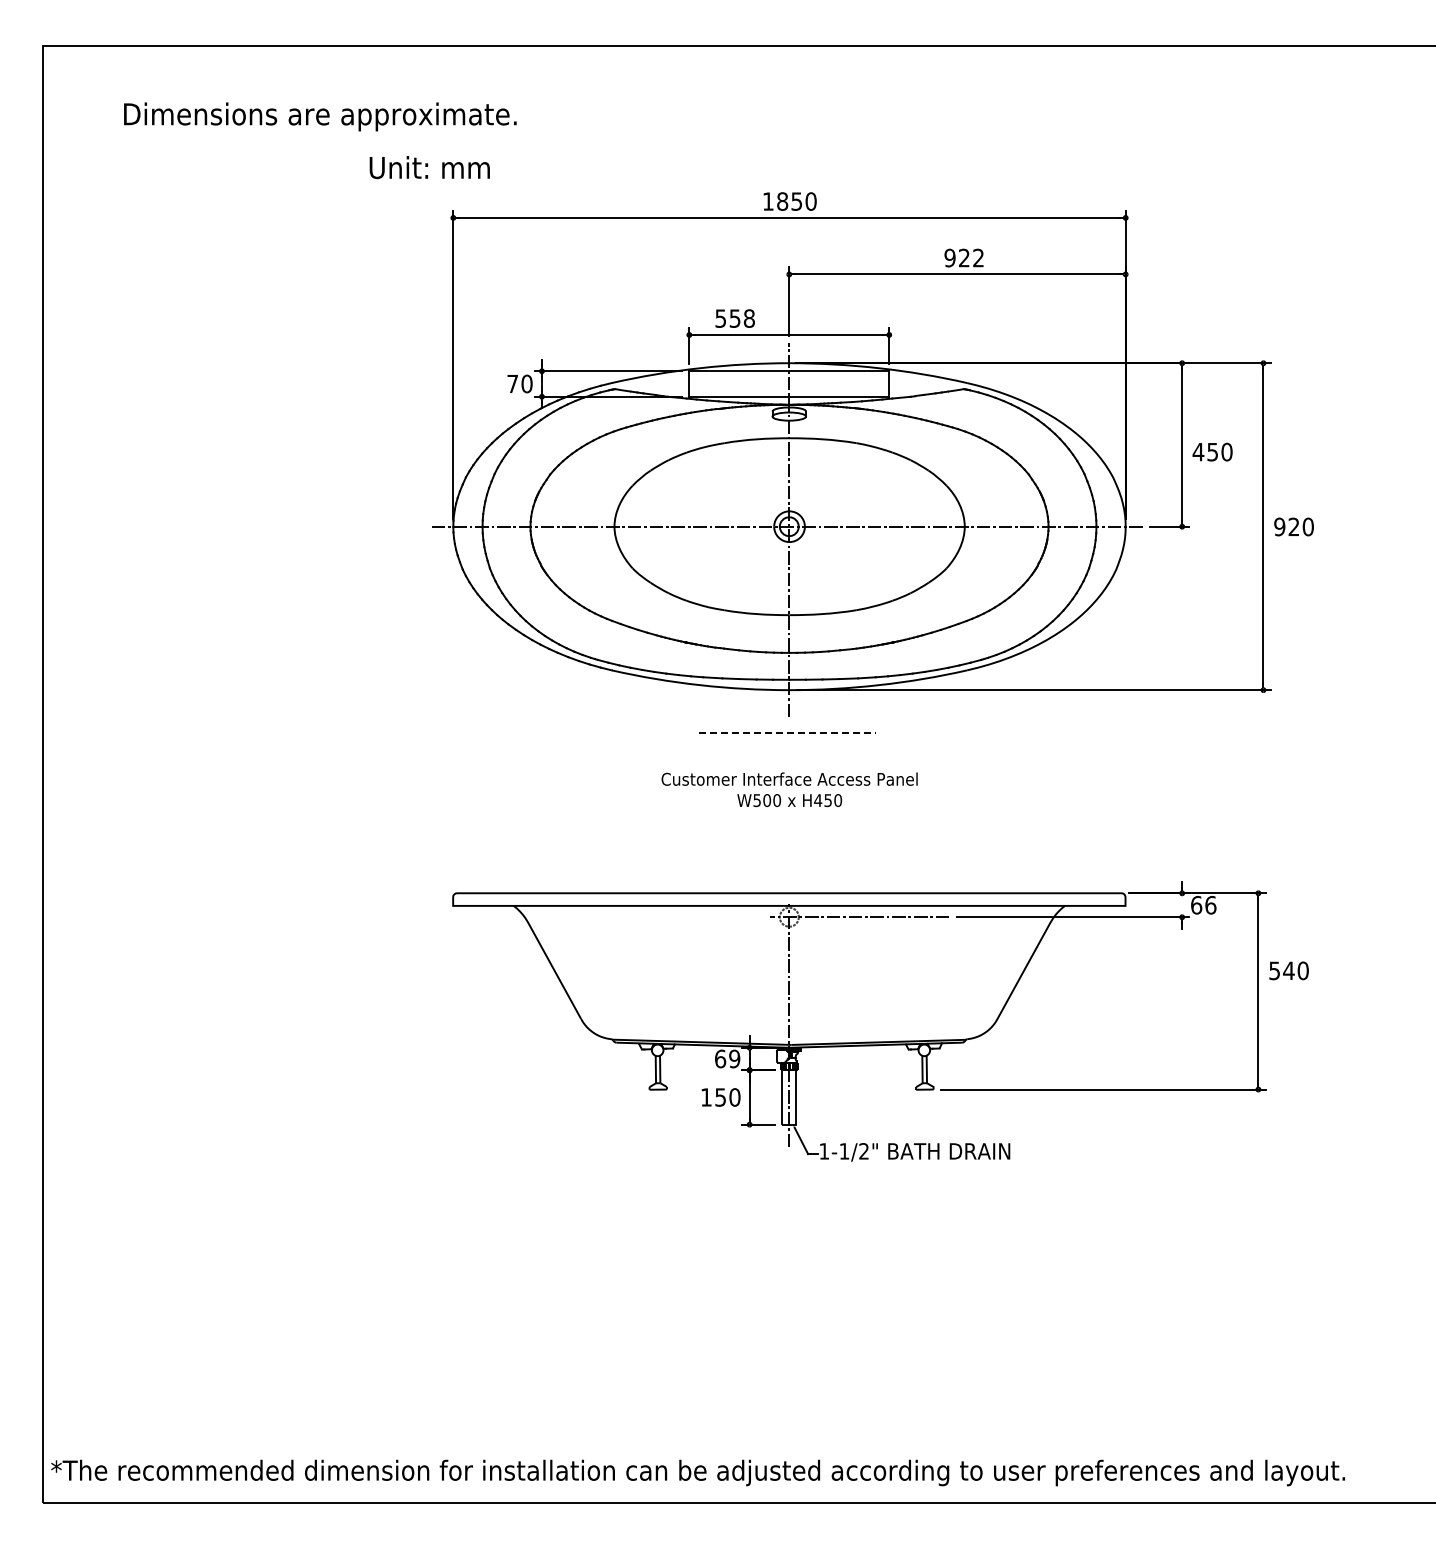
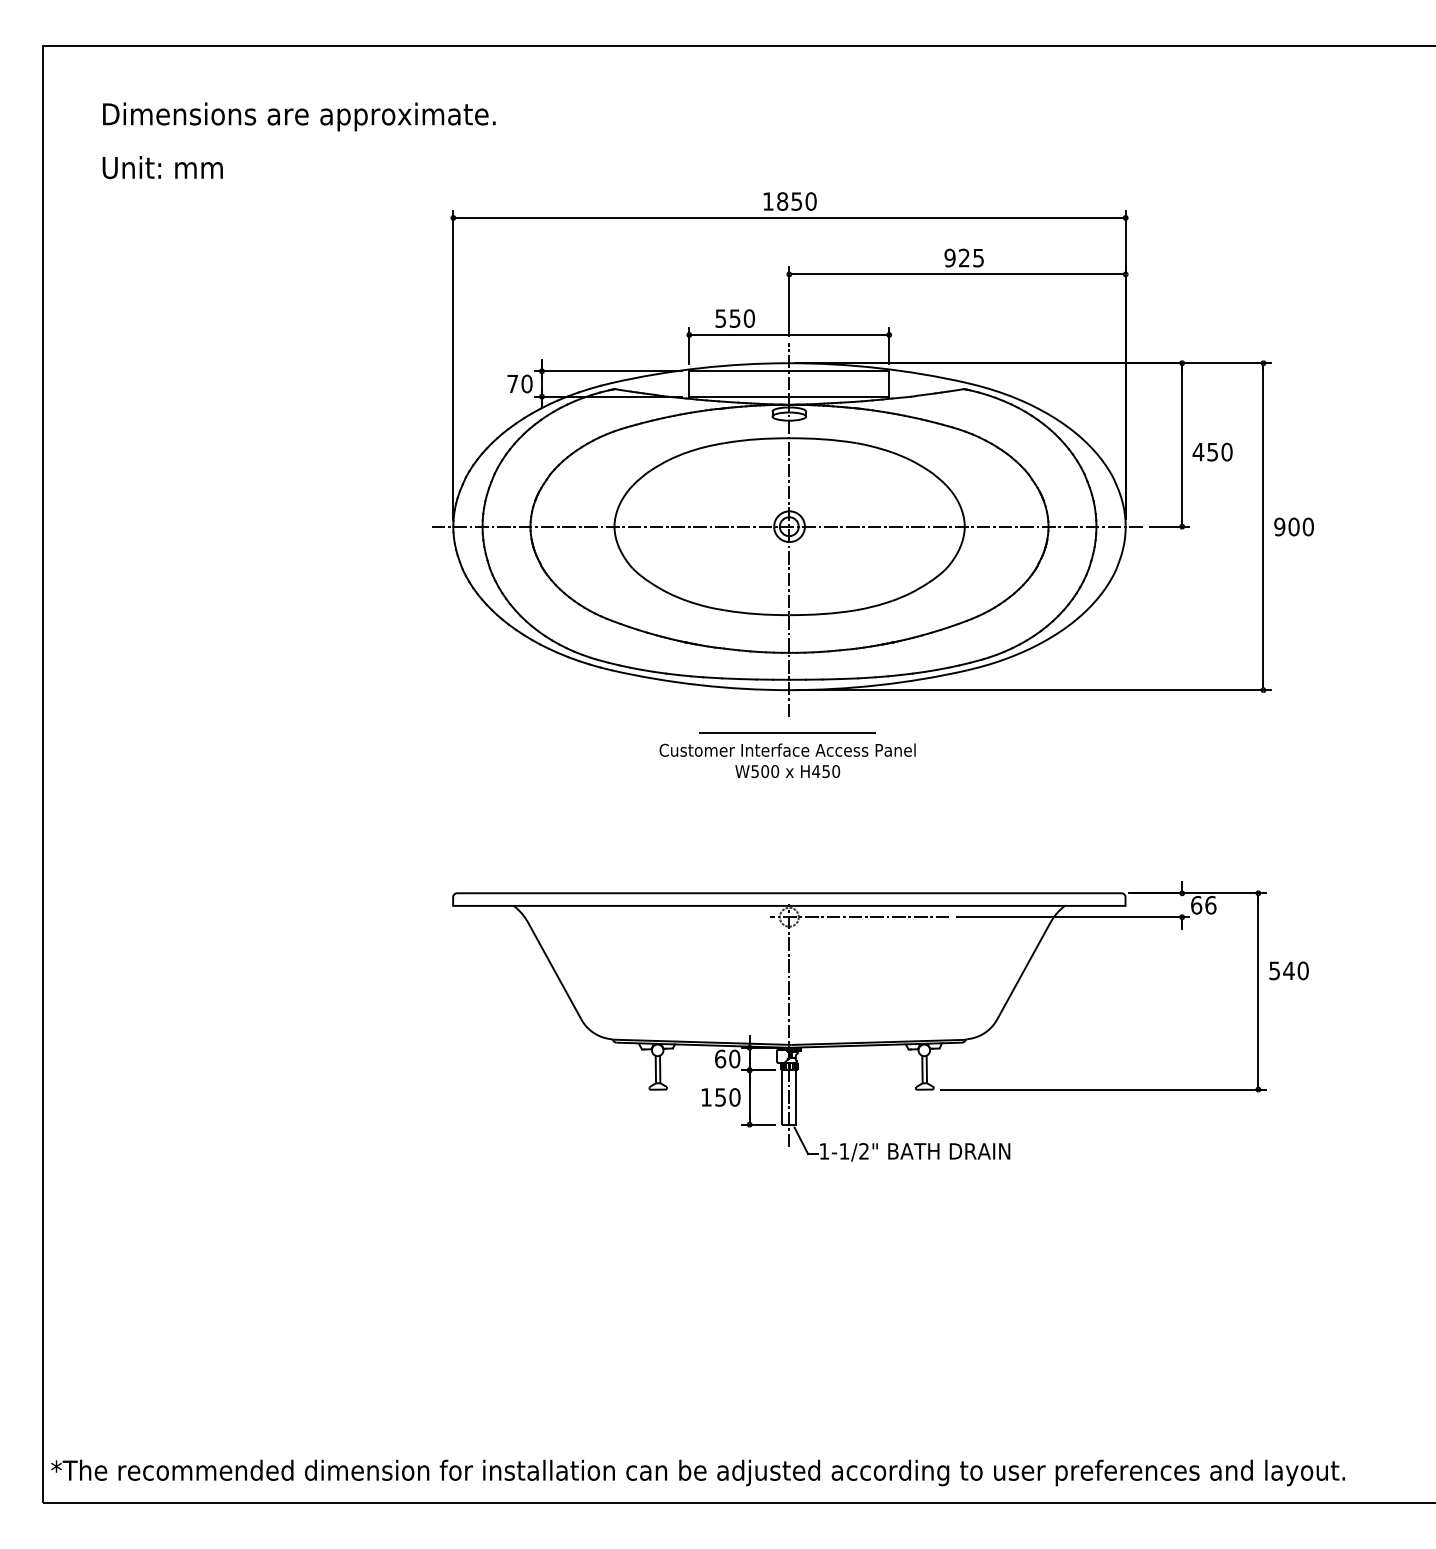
text position: (320, 116) -> (299, 116) (299, 116)
text position: (429, 167) -> (162, 167) (162, 167)
text: 922 -> 925 (978, 257)
text: 558 -> 550 (748, 318)
text: 920 -> 900 (1293, 526)
line: dashed -> solid (787, 733)
text position: (789, 789) -> (787, 760) (787, 760)
text: 69 -> 60 (734, 1059)
